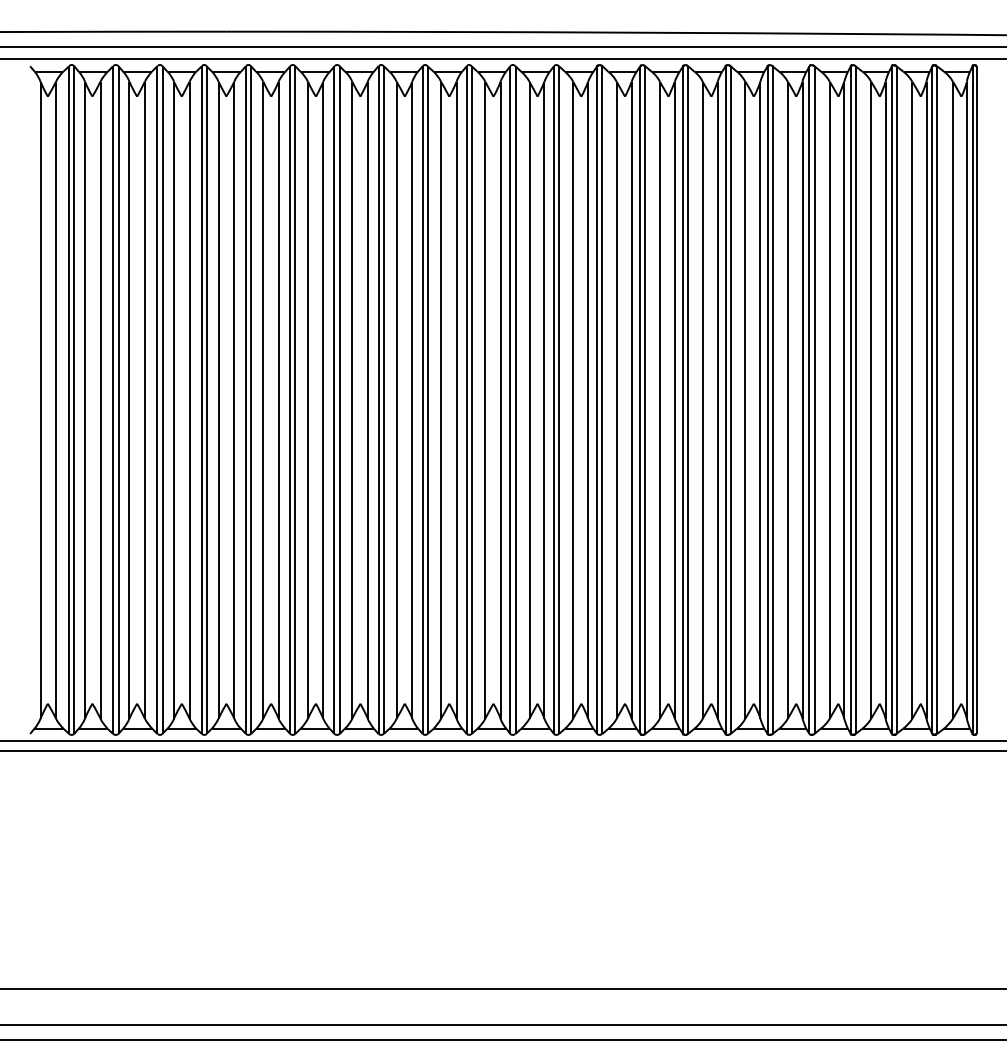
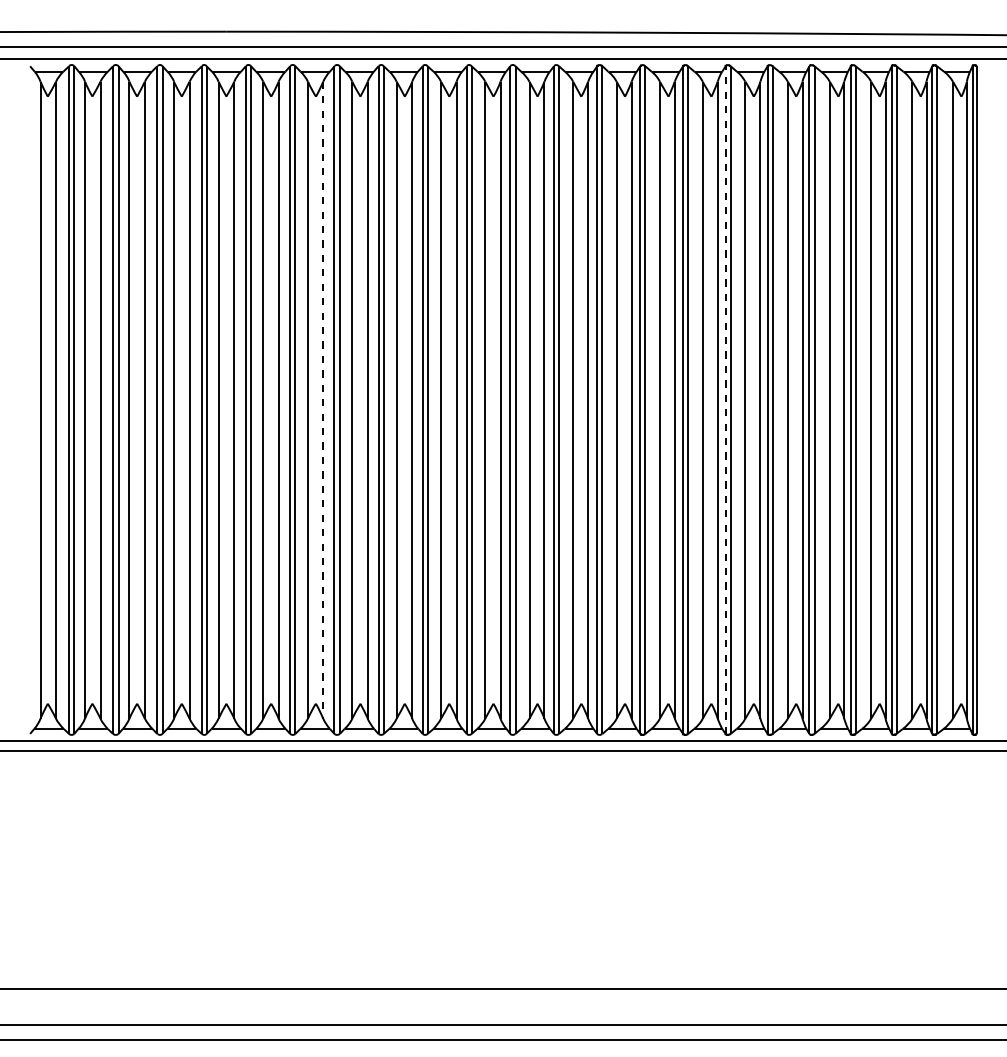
line: solid -> dashed (323, 400)
line: solid -> dashed (725, 400)
